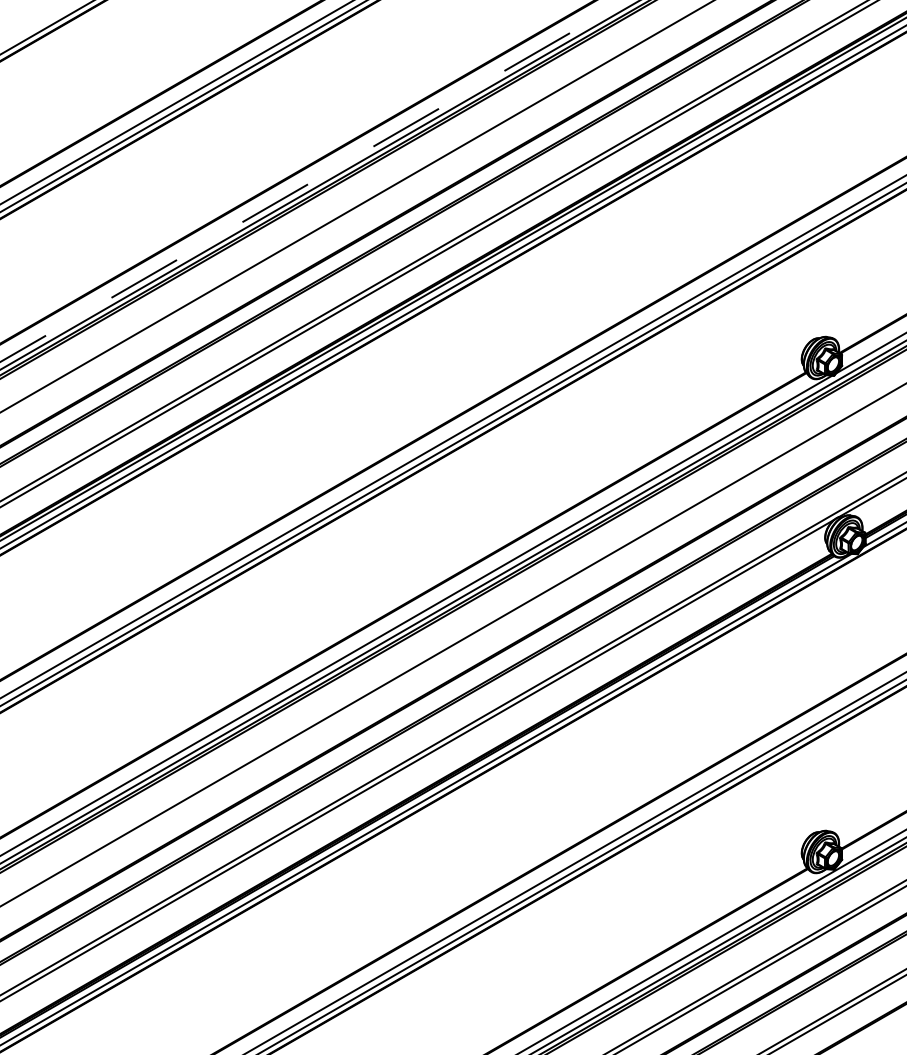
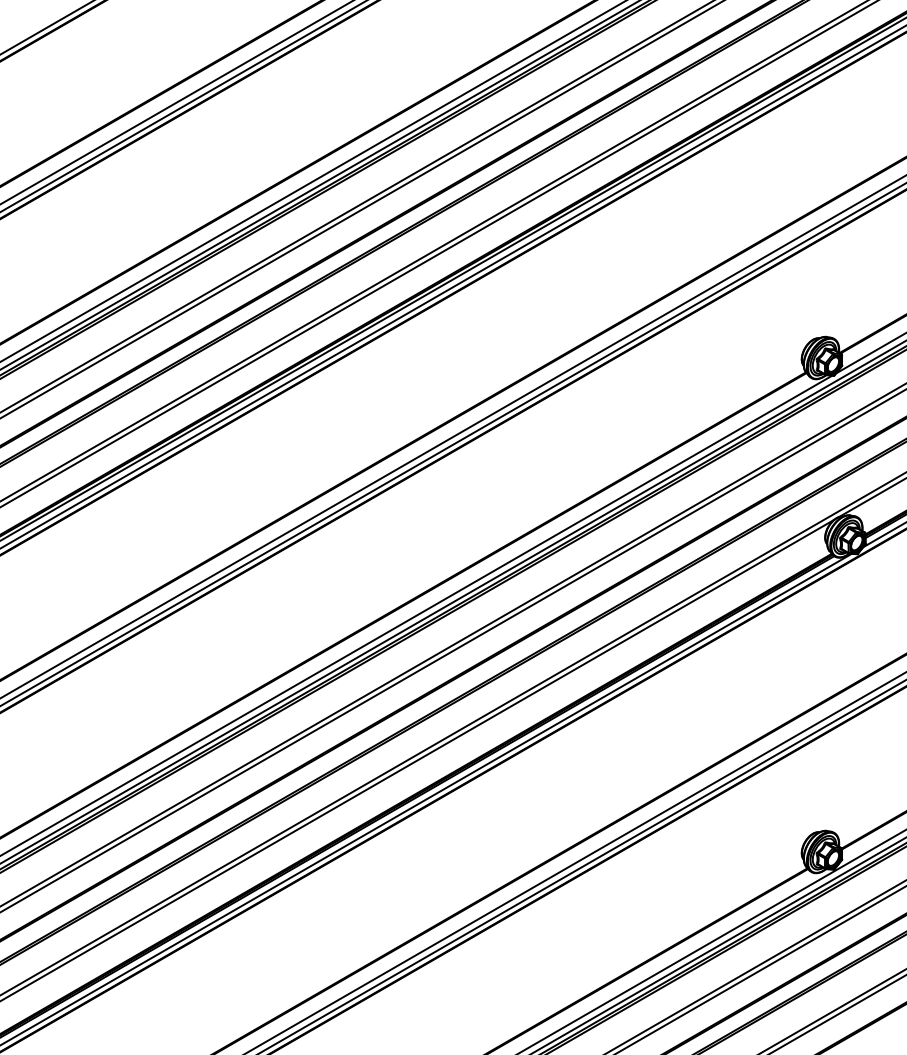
line: dashed -> solid (313, 181)
line: none -> present (361, 209)
line: none -> present (452, 651)
